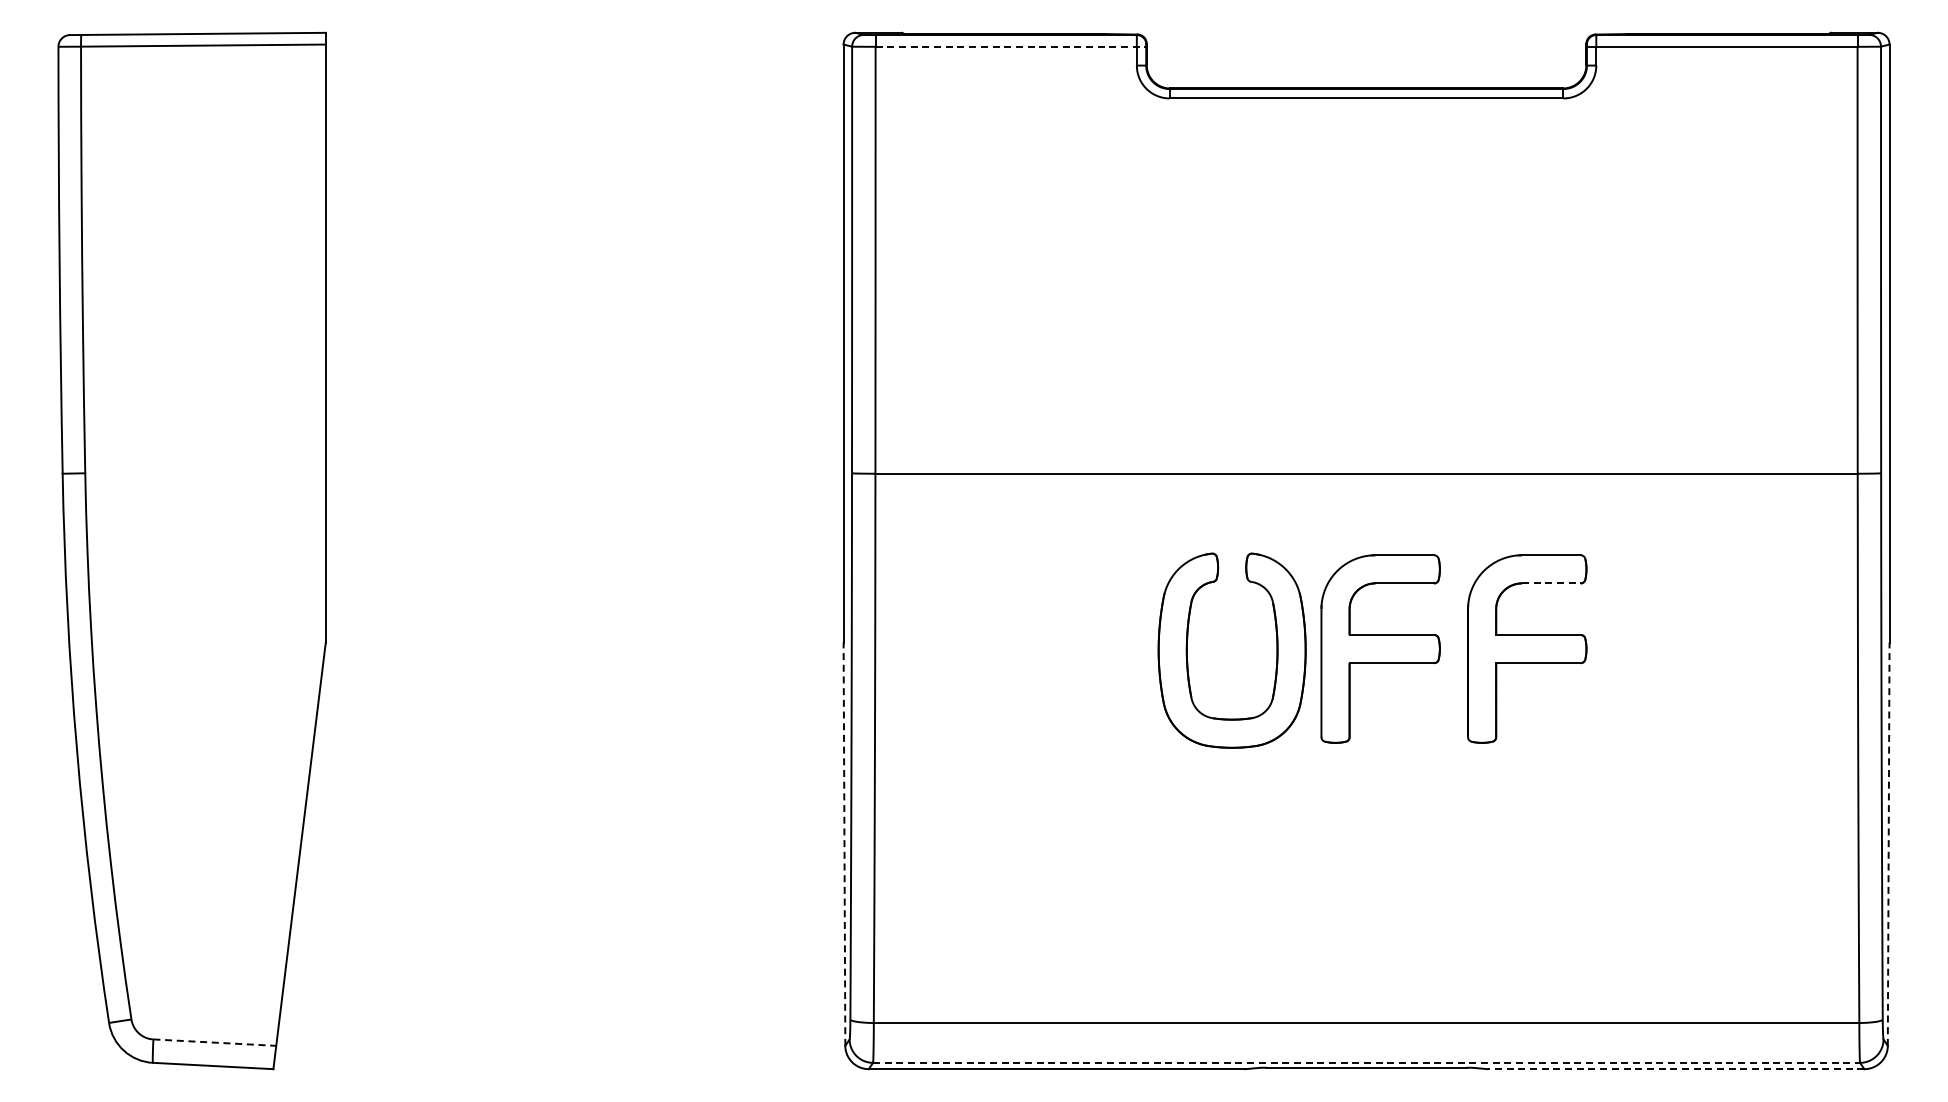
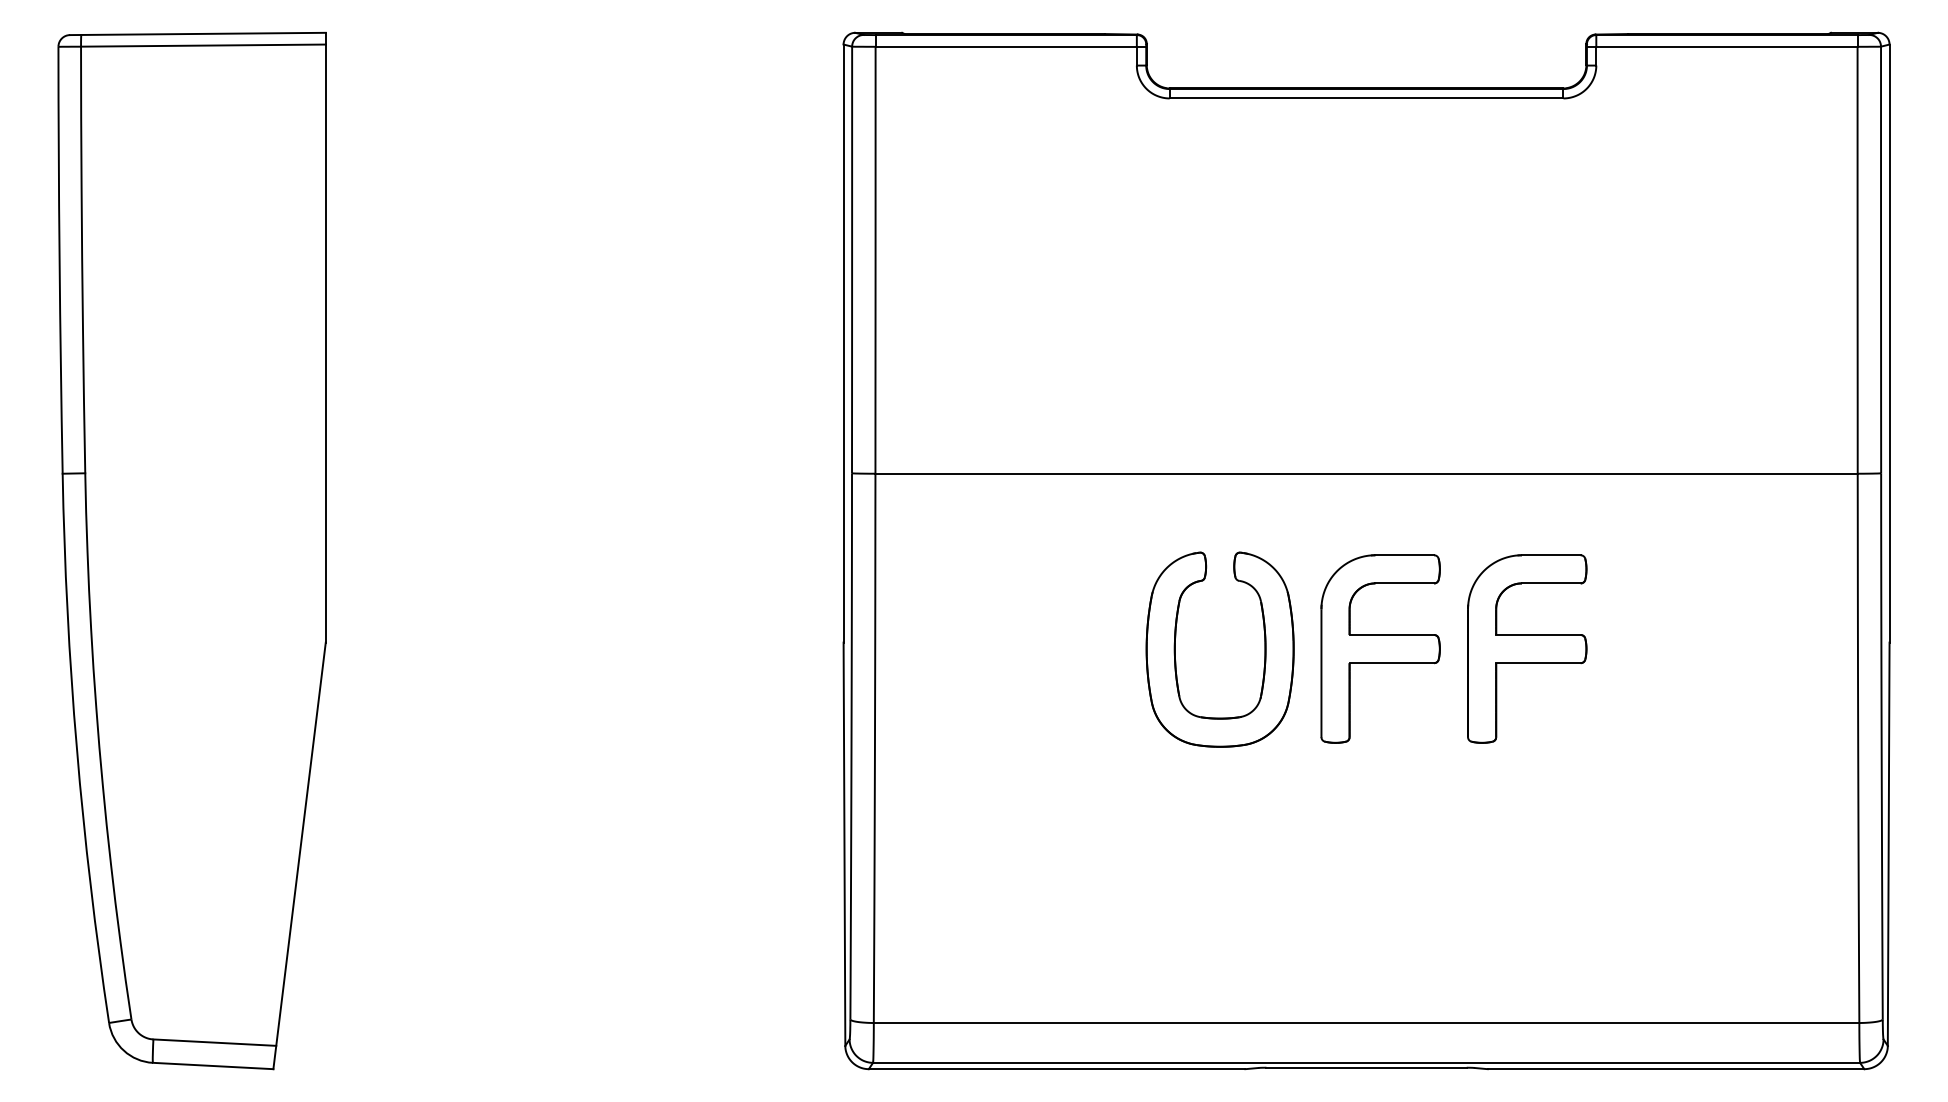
line: dashed -> solid (1011, 46)
line: dashed -> solid (1551, 583)
part position: (1187, 650) -> (1175, 649) (1175, 649)
line: dashed -> solid (844, 844)
line: dashed -> solid (1888, 844)
line: dashed -> solid (214, 1042)
line: dashed -> solid (1366, 1062)
line: dashed -> solid (1675, 1069)
